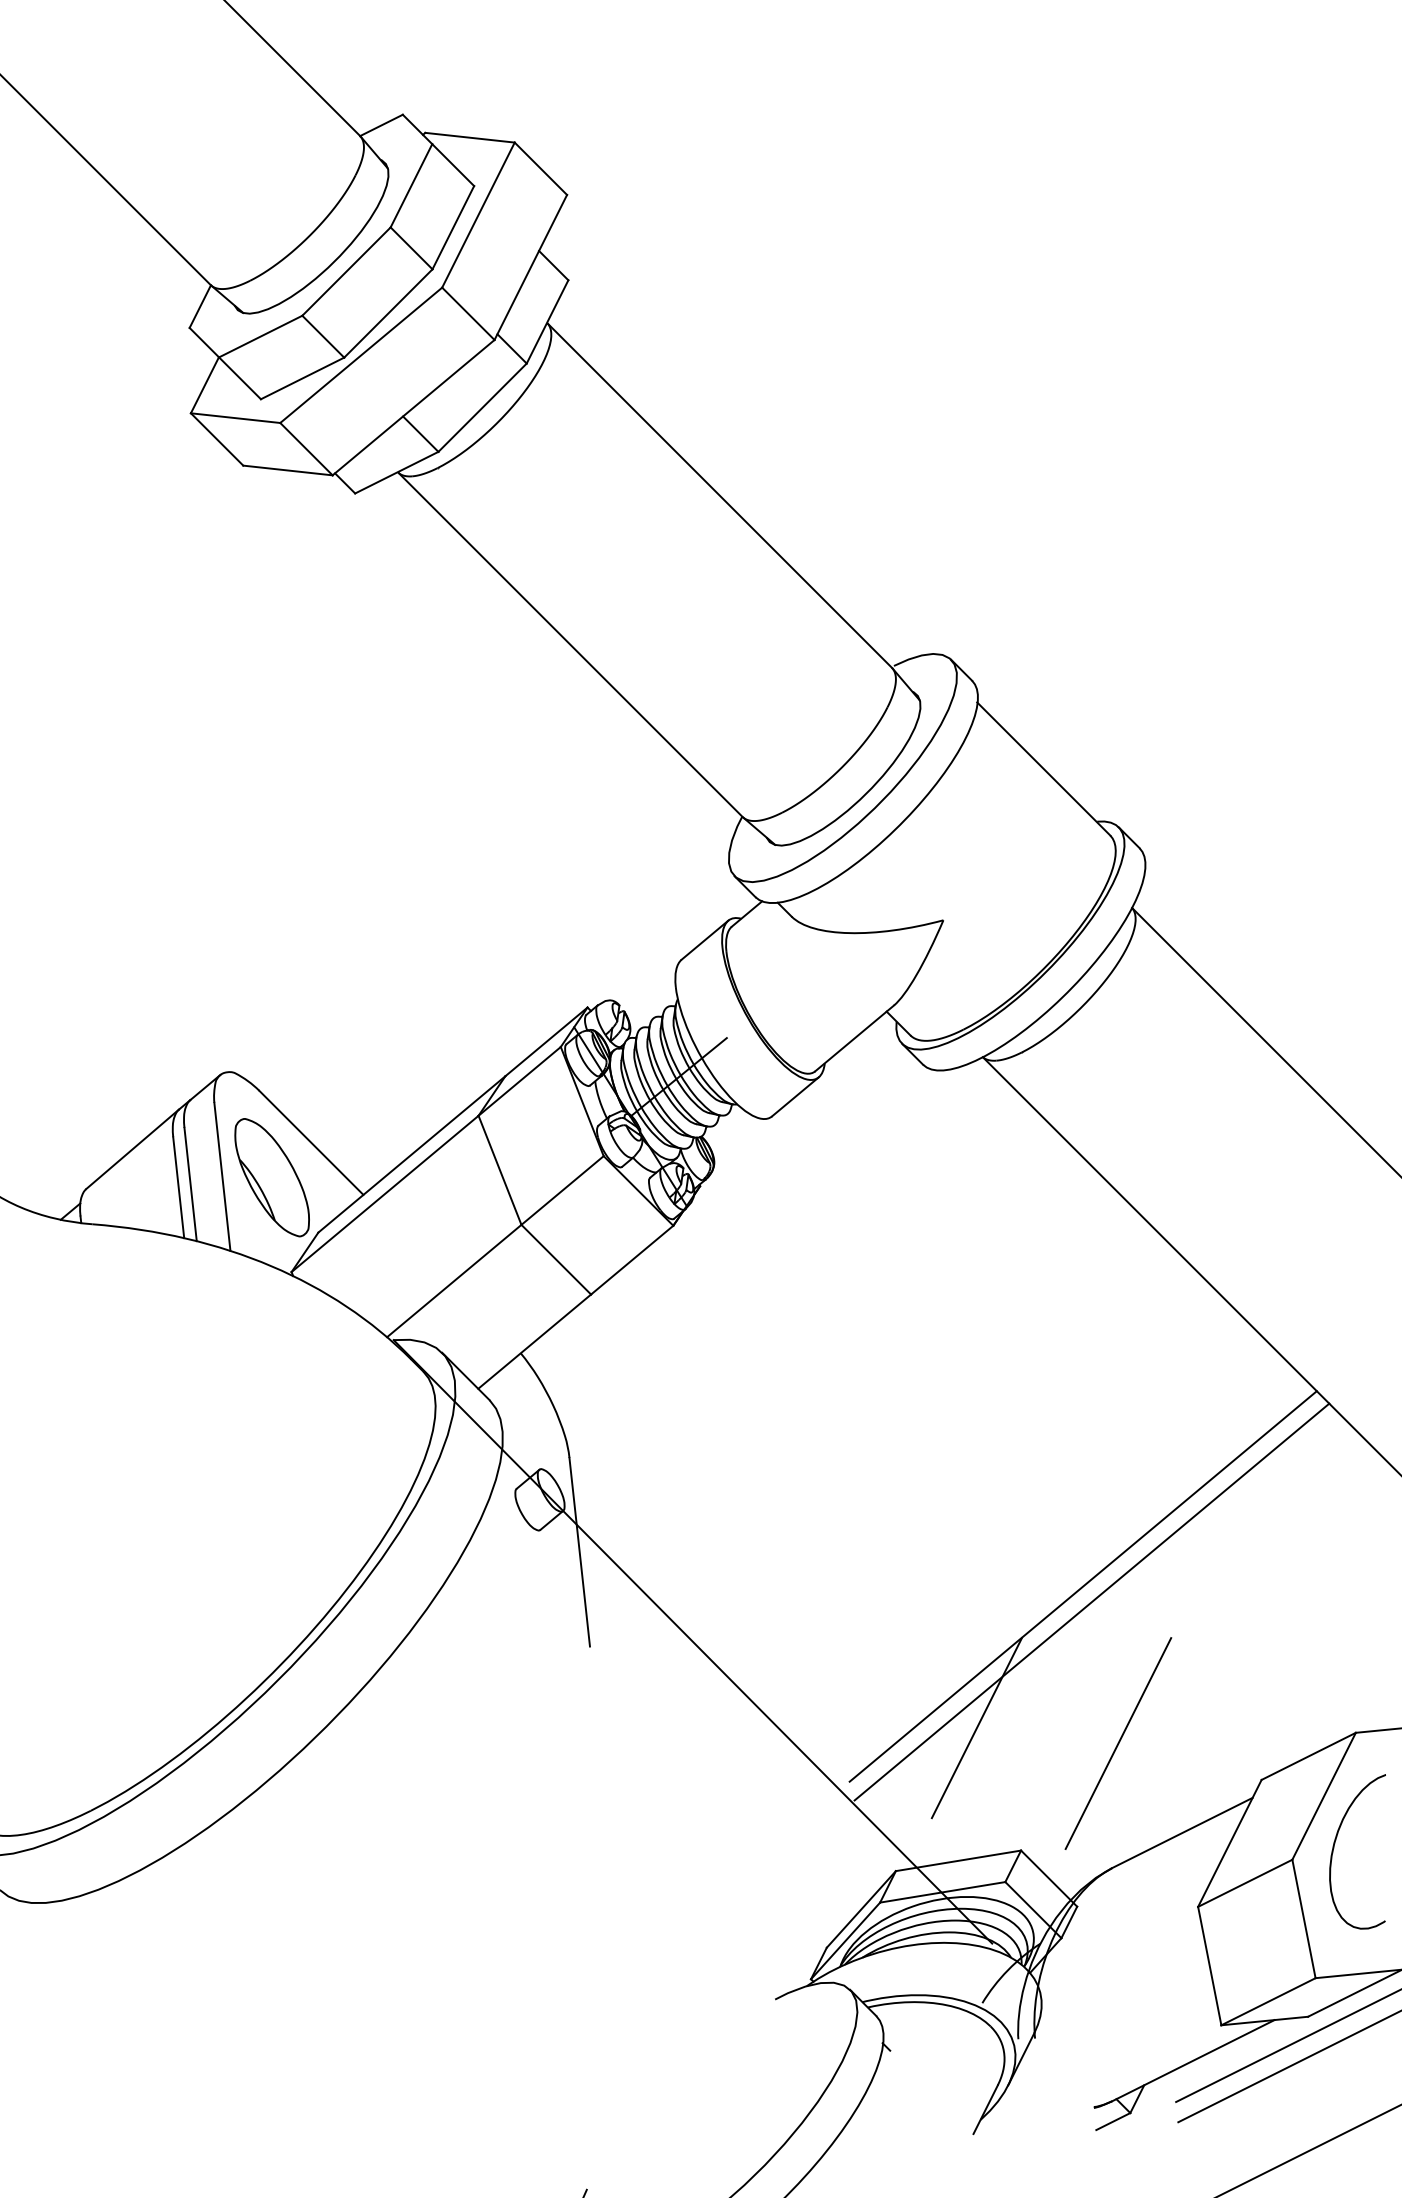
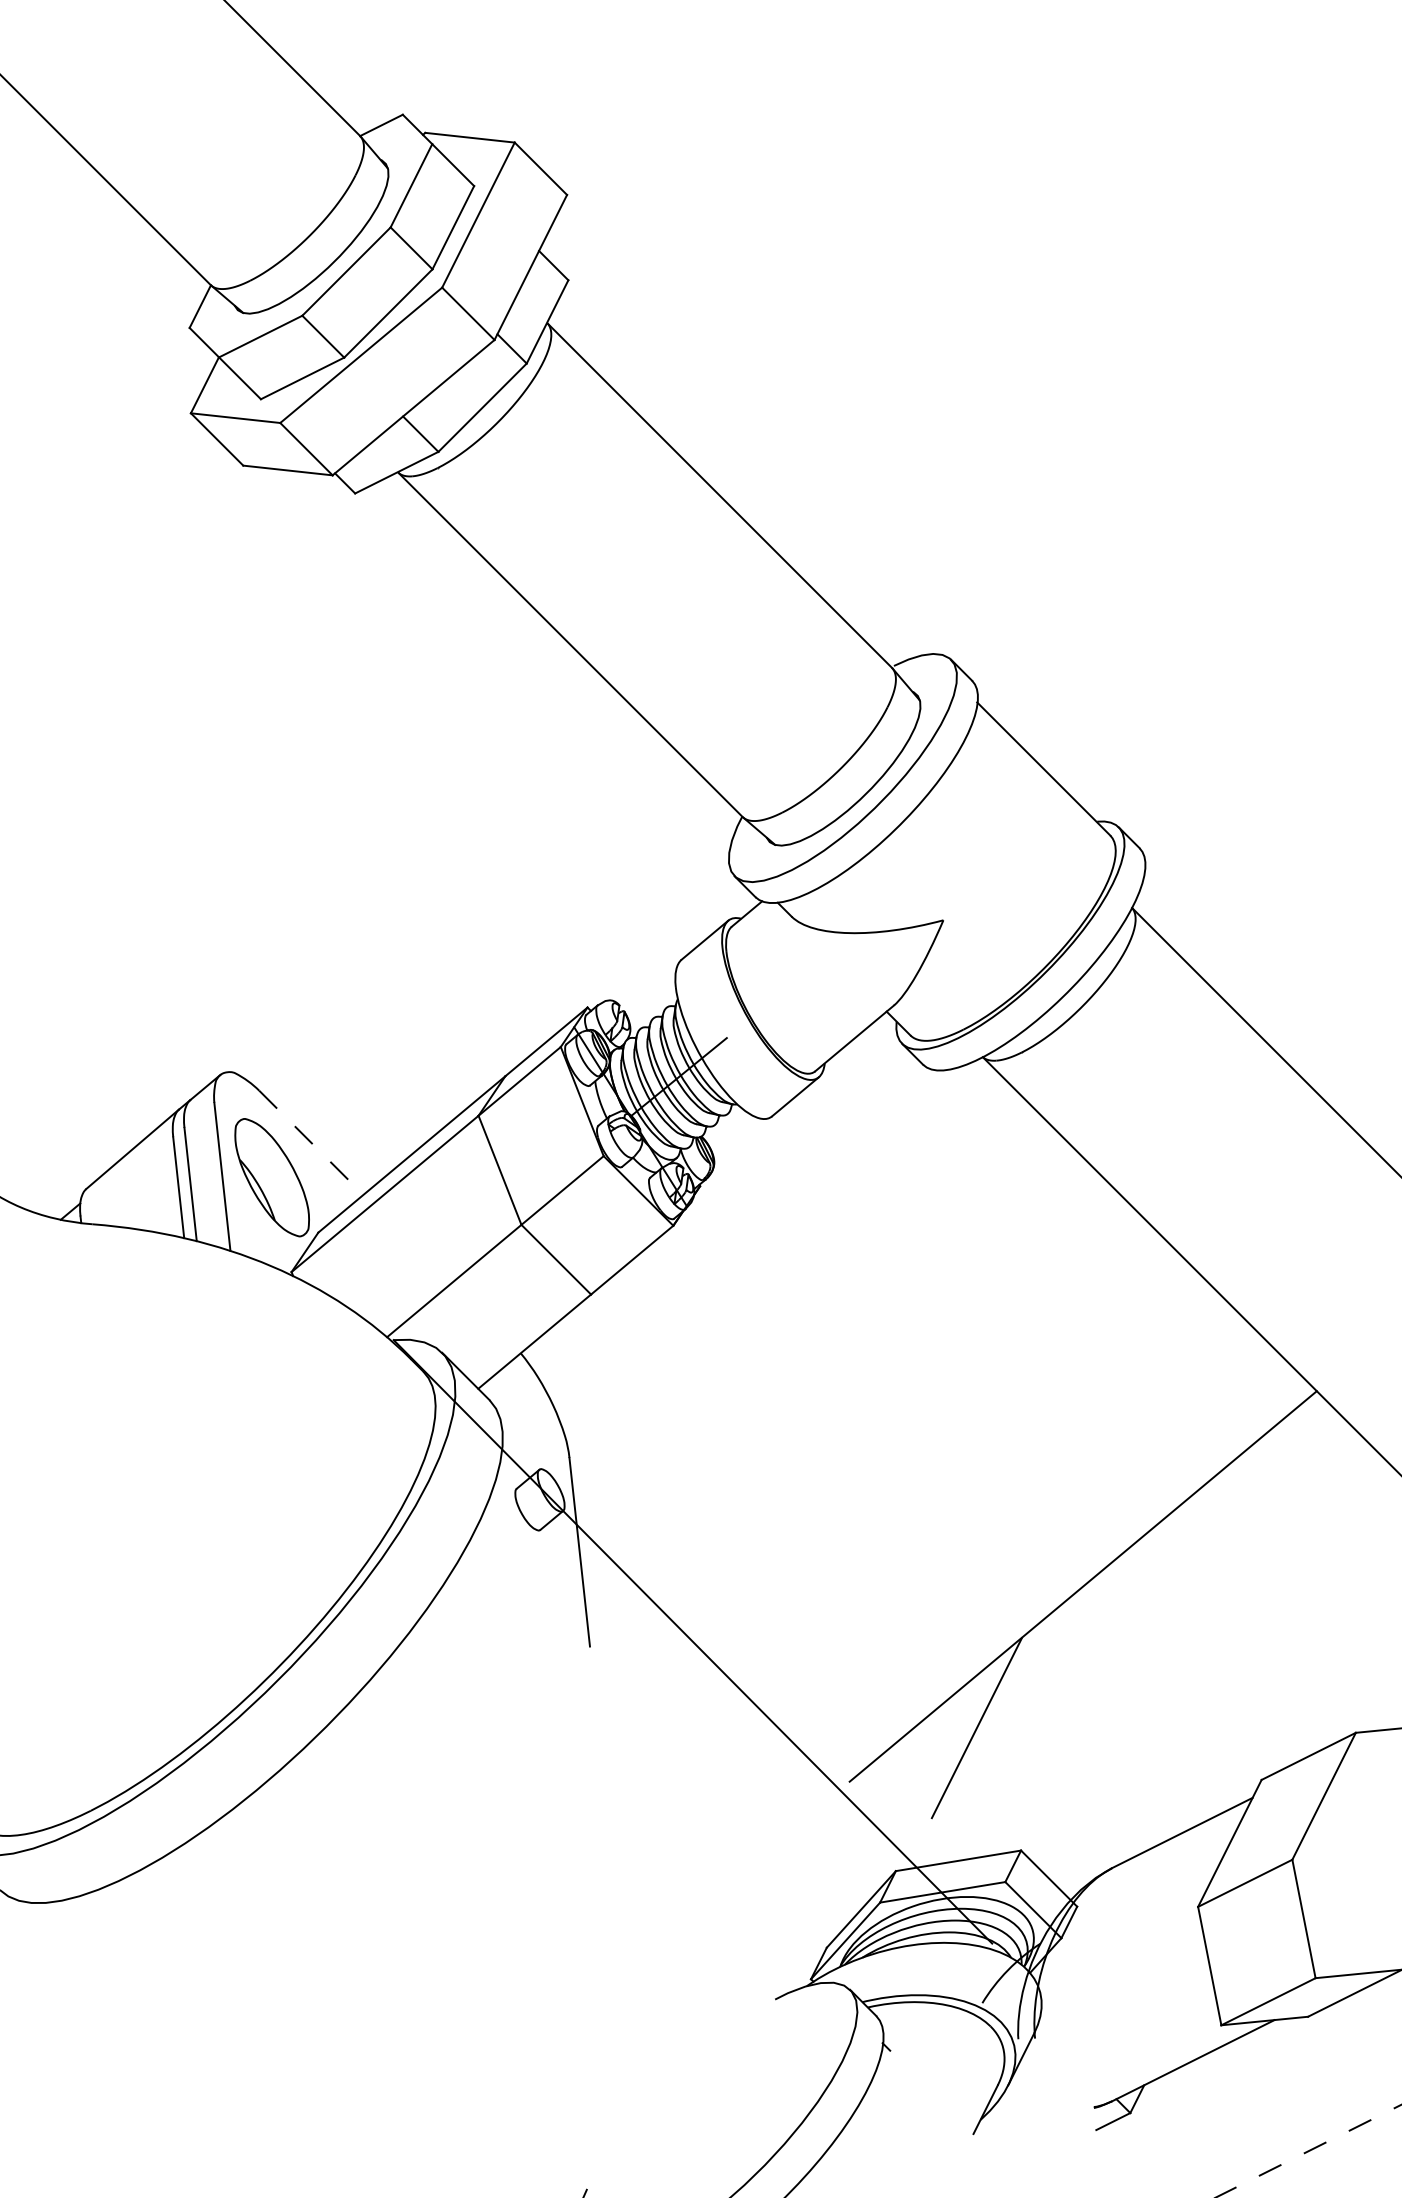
line: solid -> dashed (311, 1142)
line: present -> none (1091, 1601)
line: present -> none (1118, 1743)
curve: present -> none (1334, 1848)
line: present -> none (1287, 2046)
line: present -> none (1288, 2067)
line: solid -> dashed (1308, 2151)
